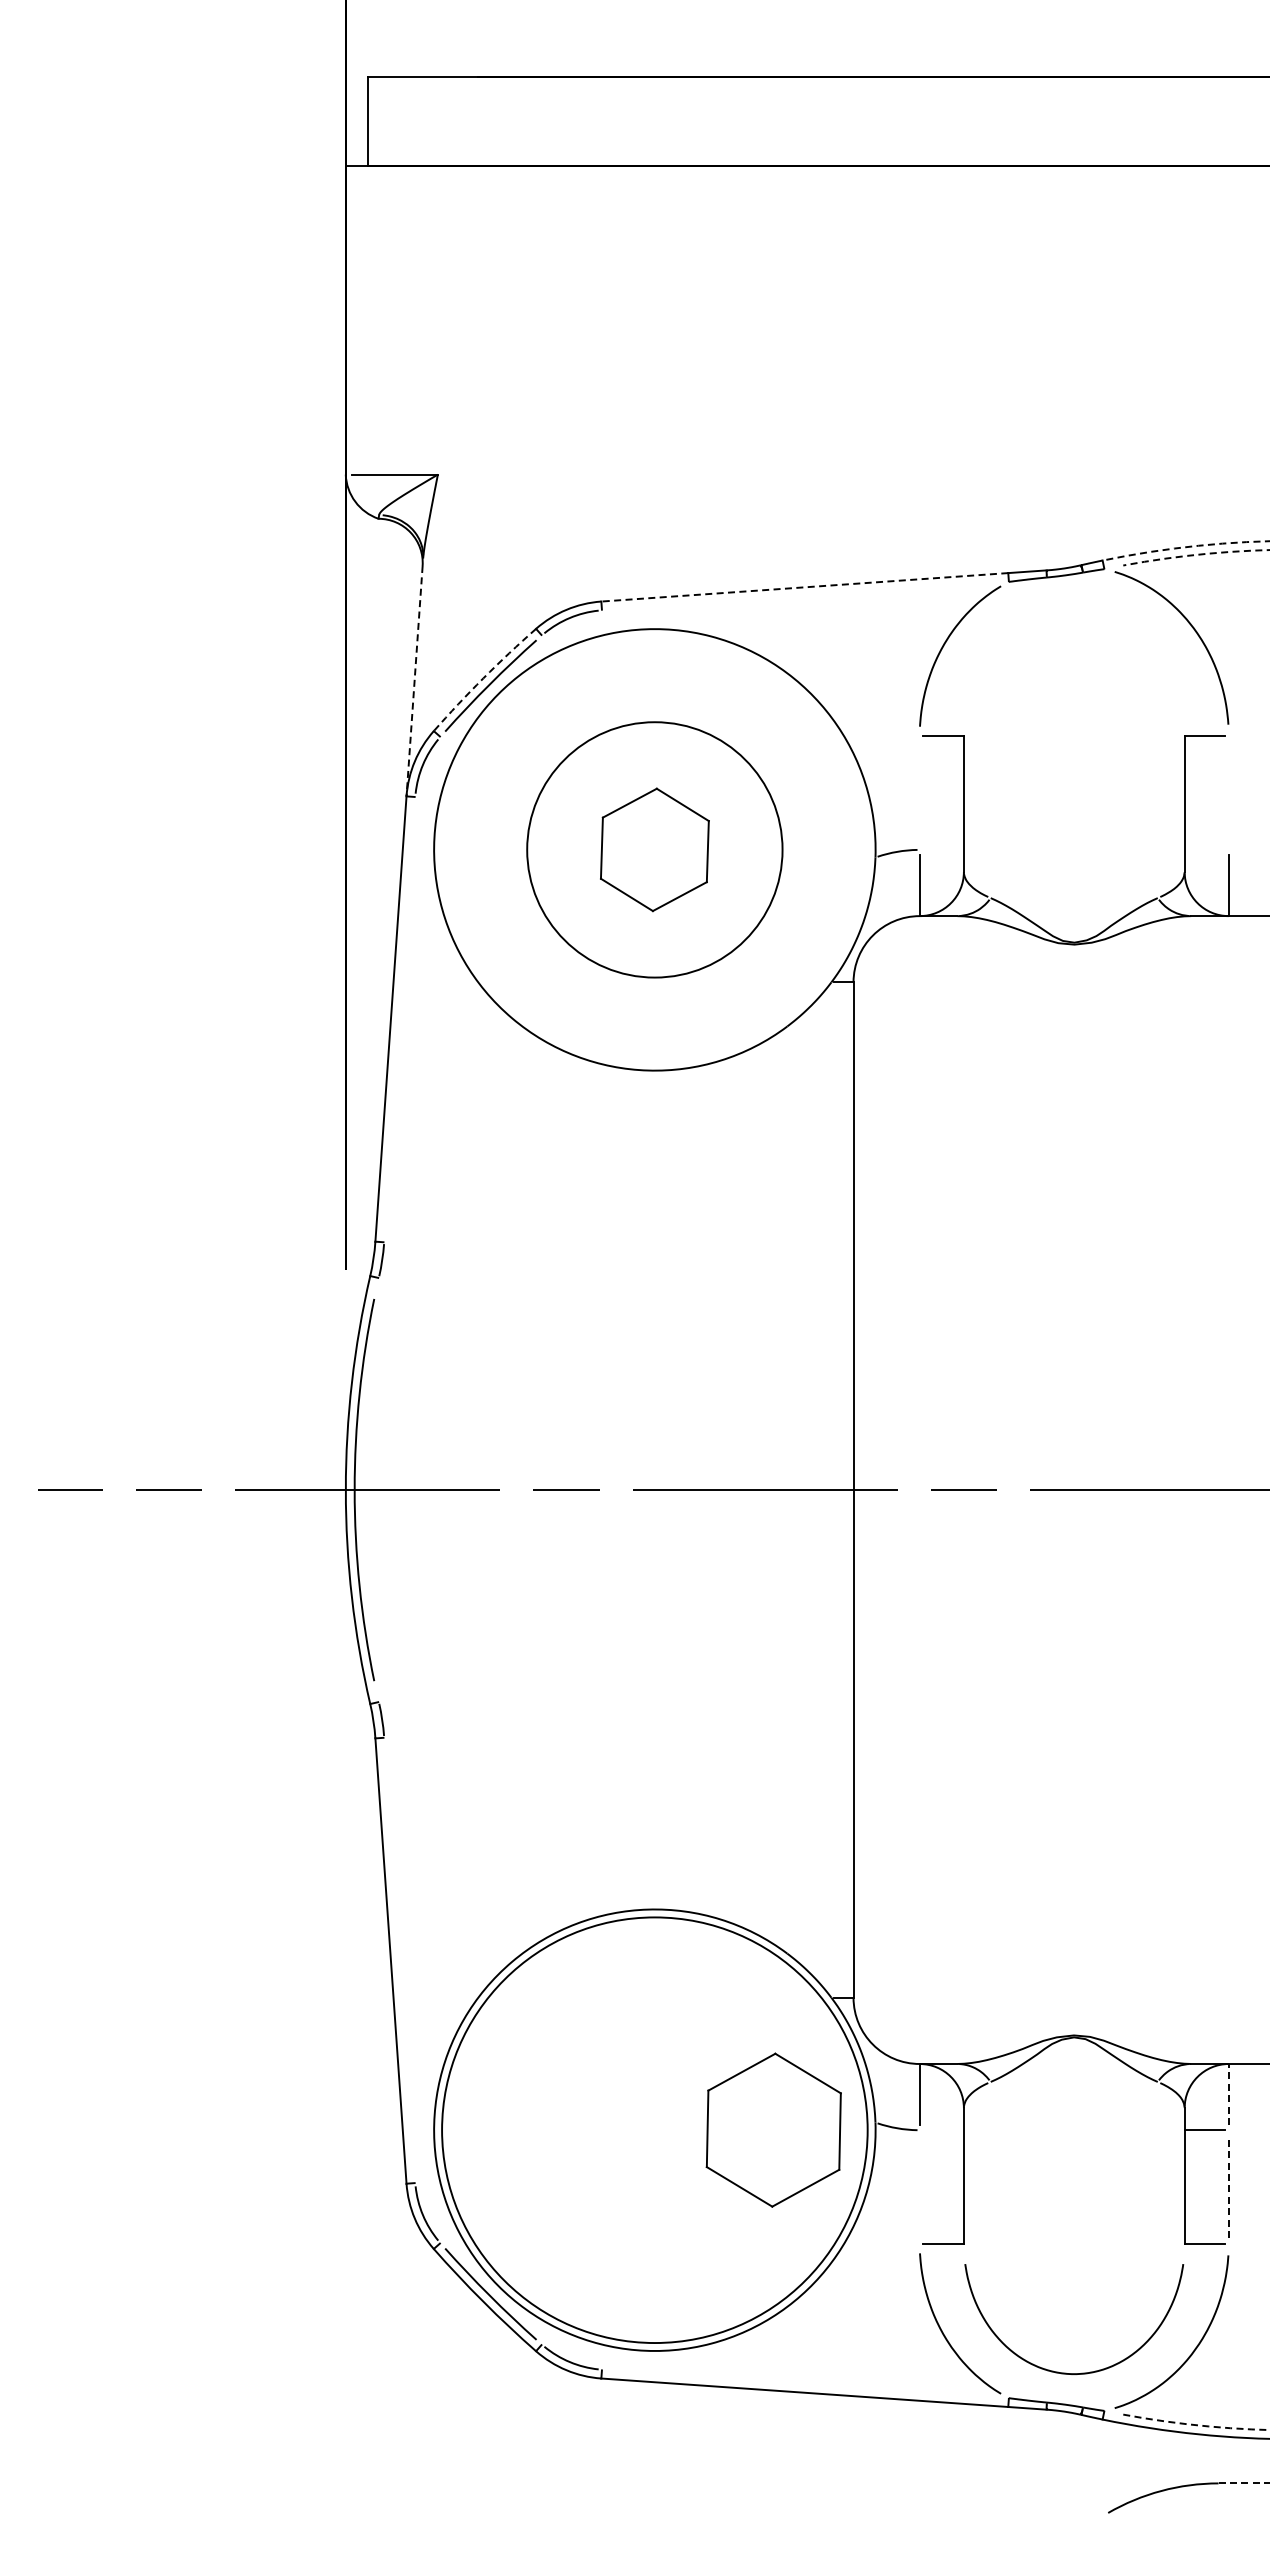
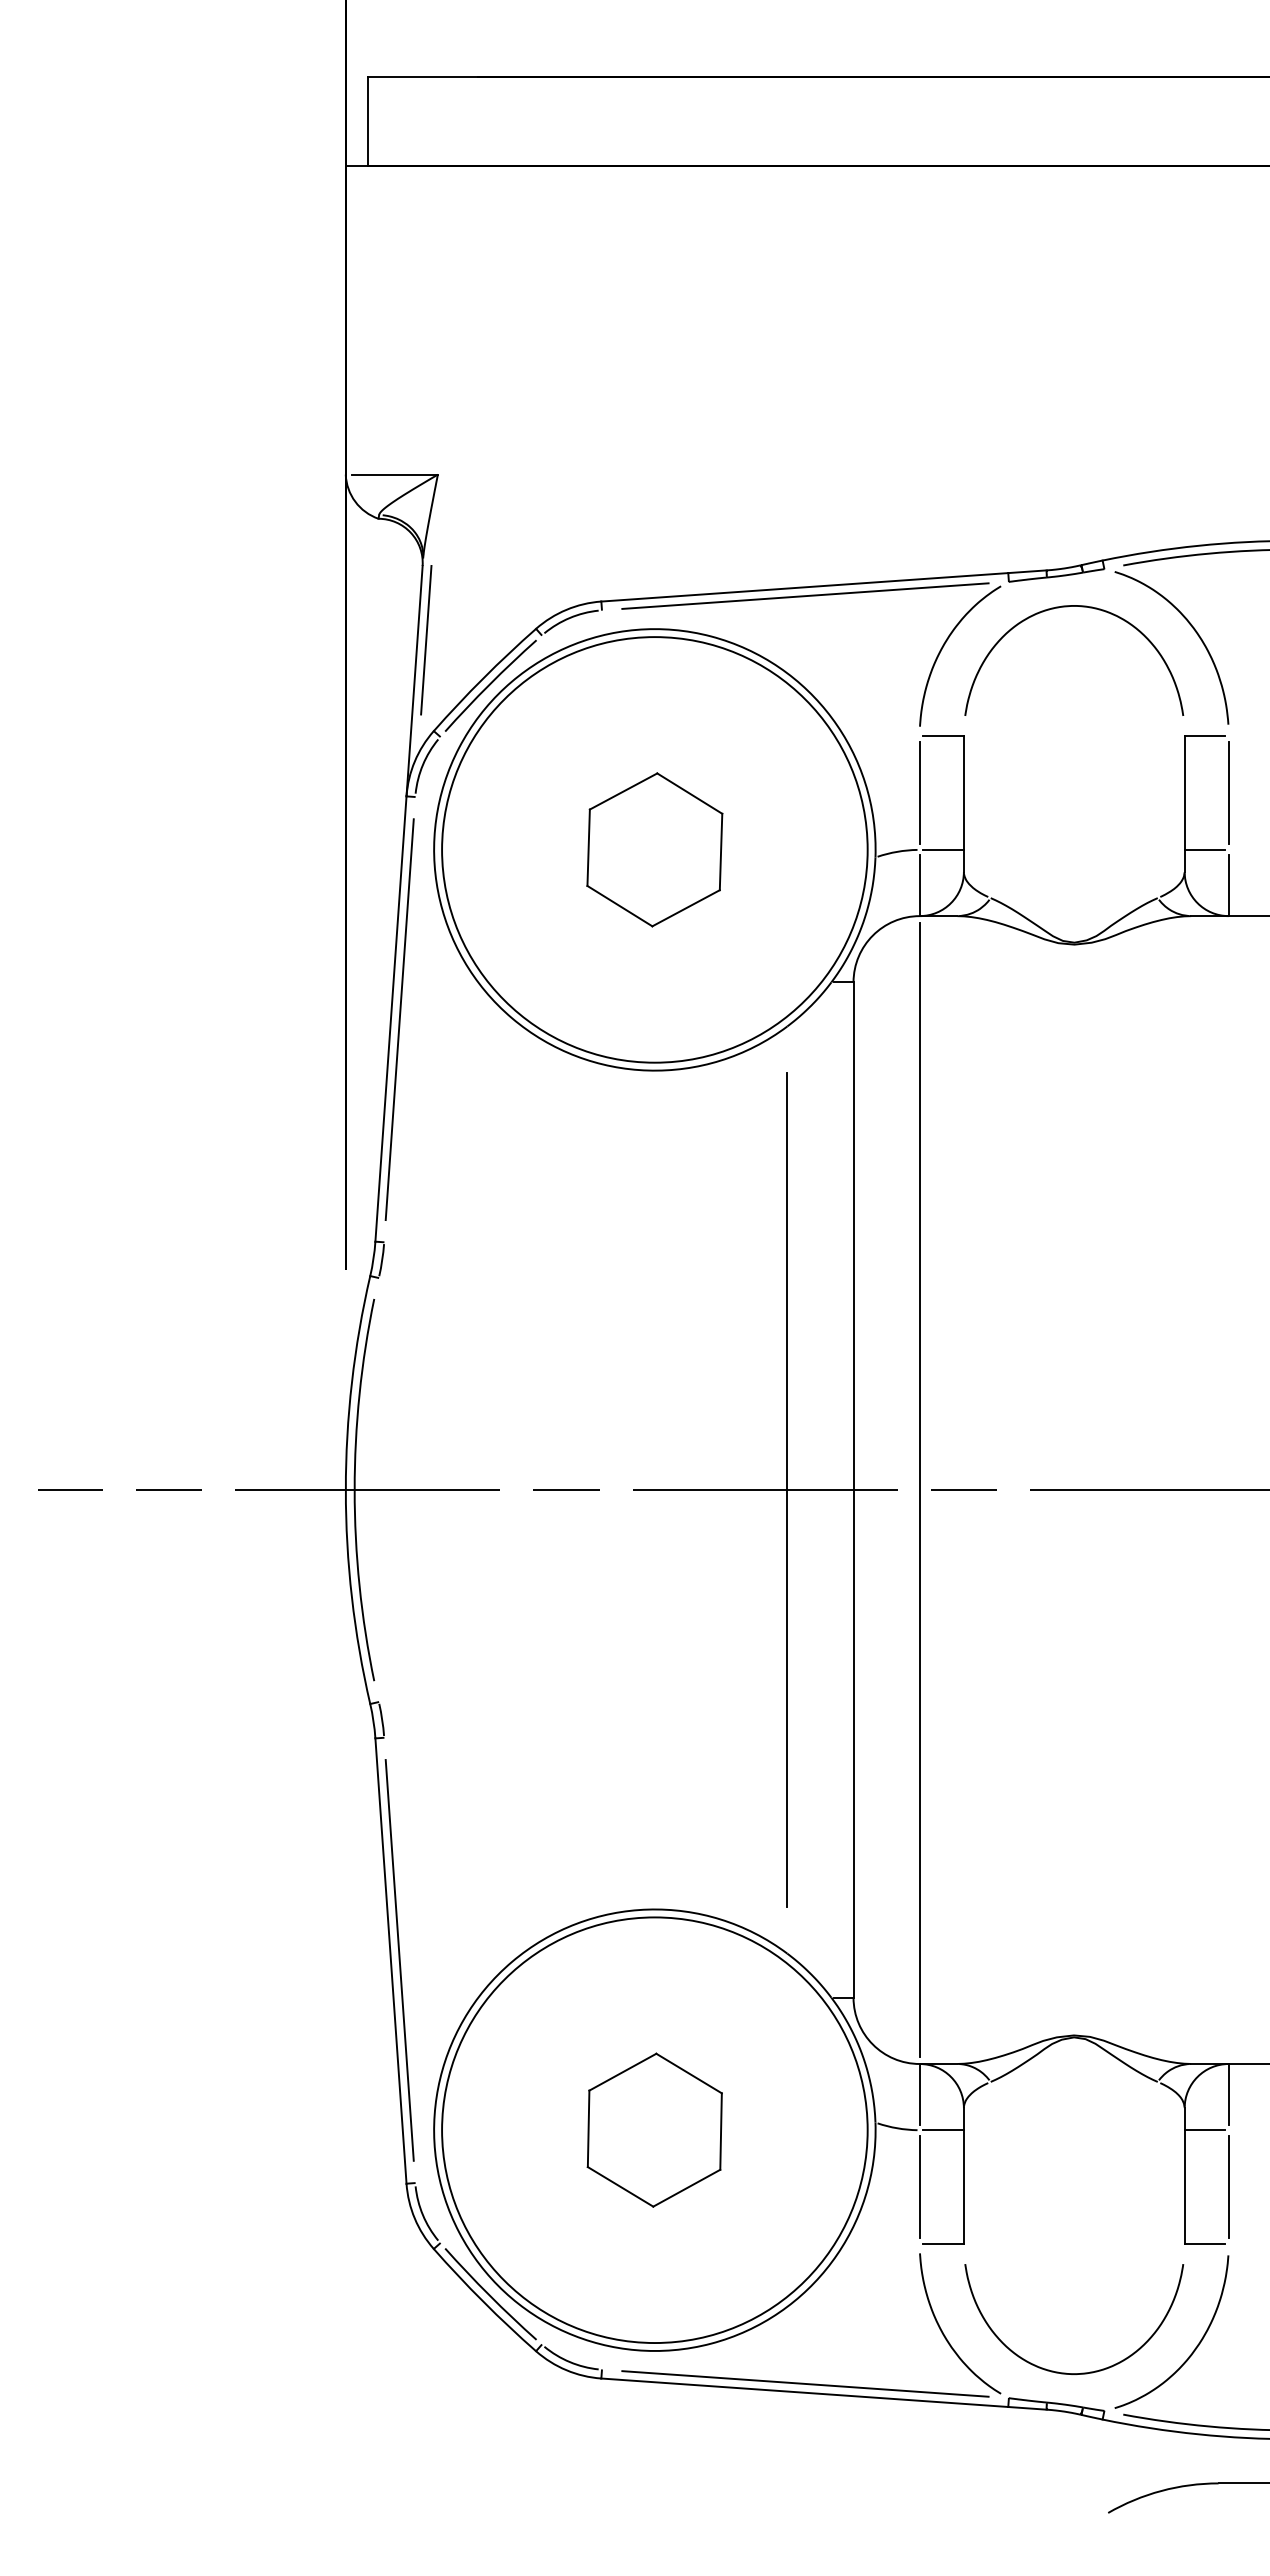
arc: dashed -> solid (1185, 547)
arc: dashed -> solid (1196, 554)
line: dashed -> solid (804, 587)
line: none -> present (805, 595)
curve: none -> present (1067, 607)
line: none -> present (426, 639)
arc: dashed -> solid (483, 678)
line: dashed -> solid (414, 681)
line: none -> present (919, 793)
line: none -> present (1228, 793)
circle diameter: 255 px -> 426 px (654, 849)
part size: 110x126 px -> 138x156 px (654, 849)
line: none -> present (943, 849)
line: none -> present (1204, 849)
line: none -> present (399, 1019)
line: none -> present (787, 1489)
line: none -> present (919, 1489)
line: none -> present (399, 1960)
line: dashed -> solid (1228, 2094)
part position: (773, 2129) -> (654, 2129) (654, 2129)
line: none -> present (943, 2130)
line: none -> present (919, 2186)
line: dashed -> solid (1228, 2186)
line: none -> present (805, 2383)
arc: dashed -> solid (1196, 2425)
line: dashed -> solid (1244, 2483)
